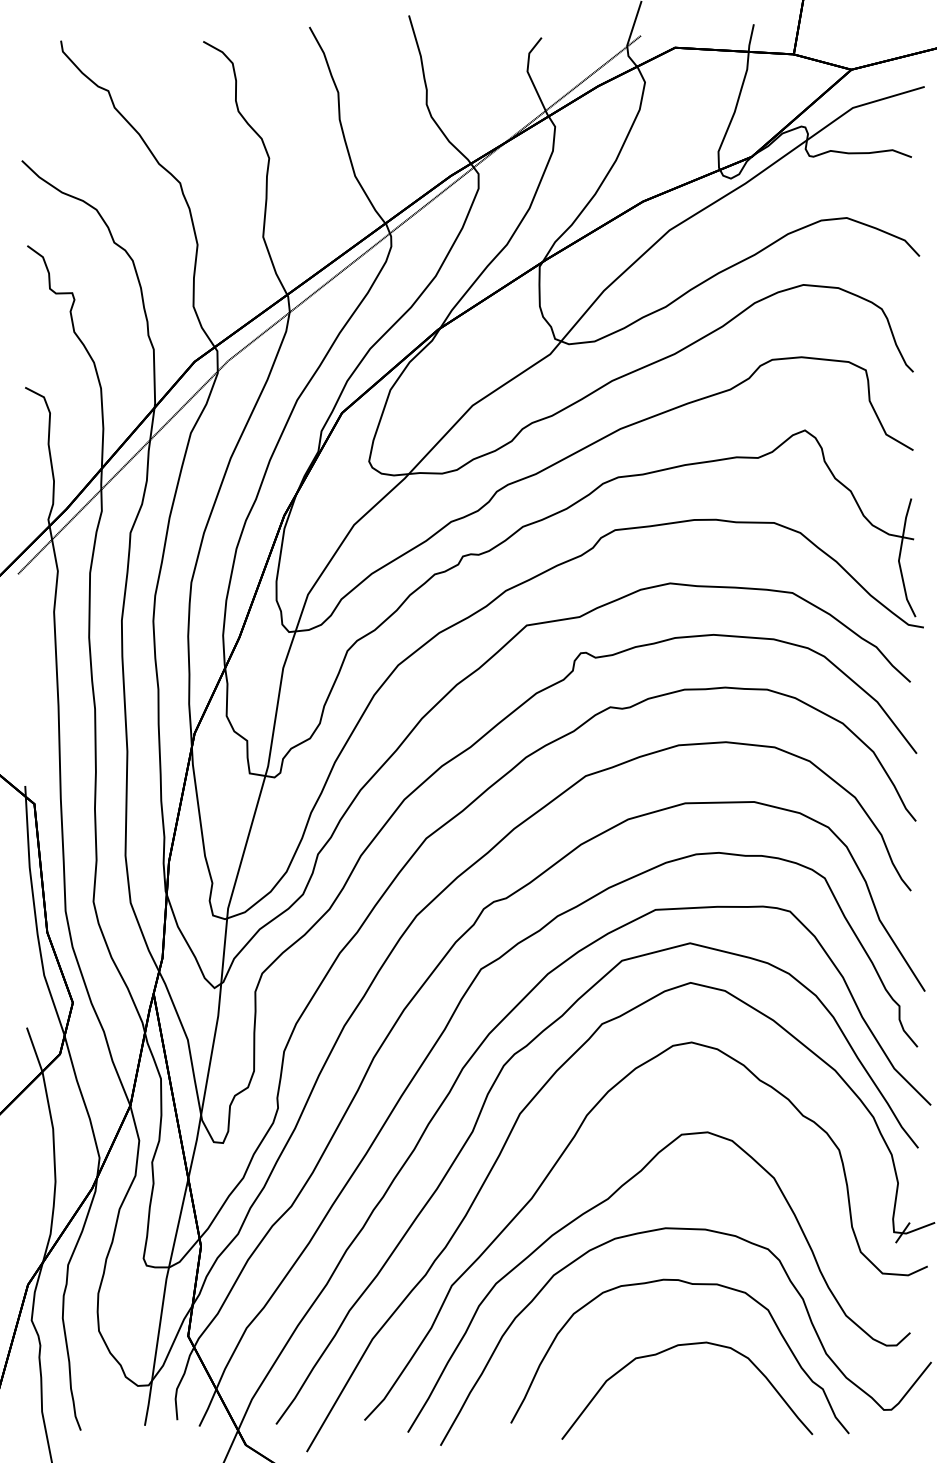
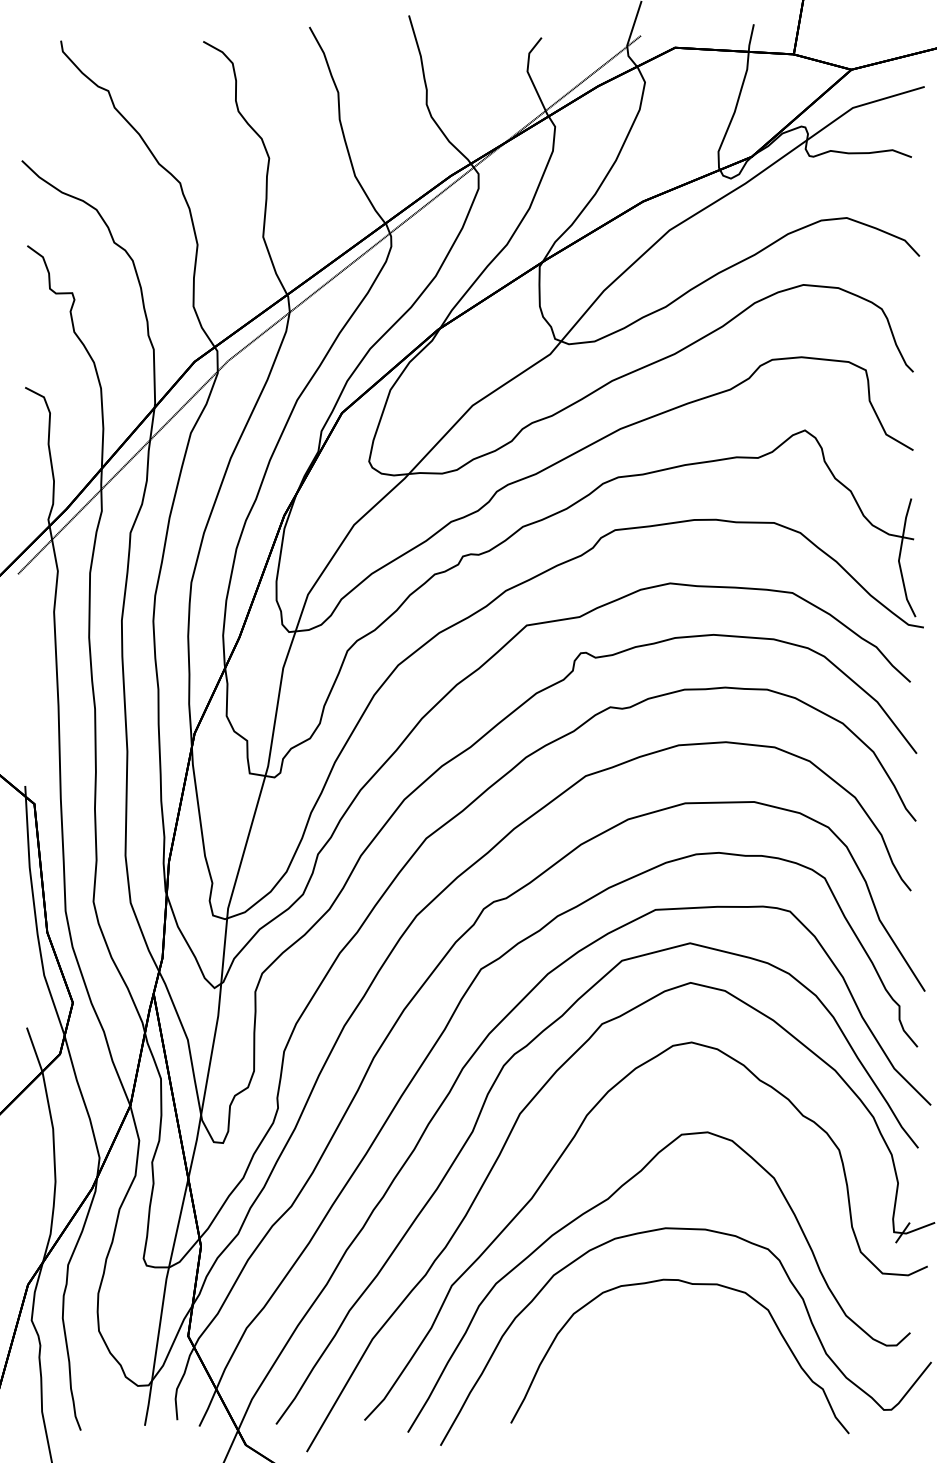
part: present -> none (673, 1348)
